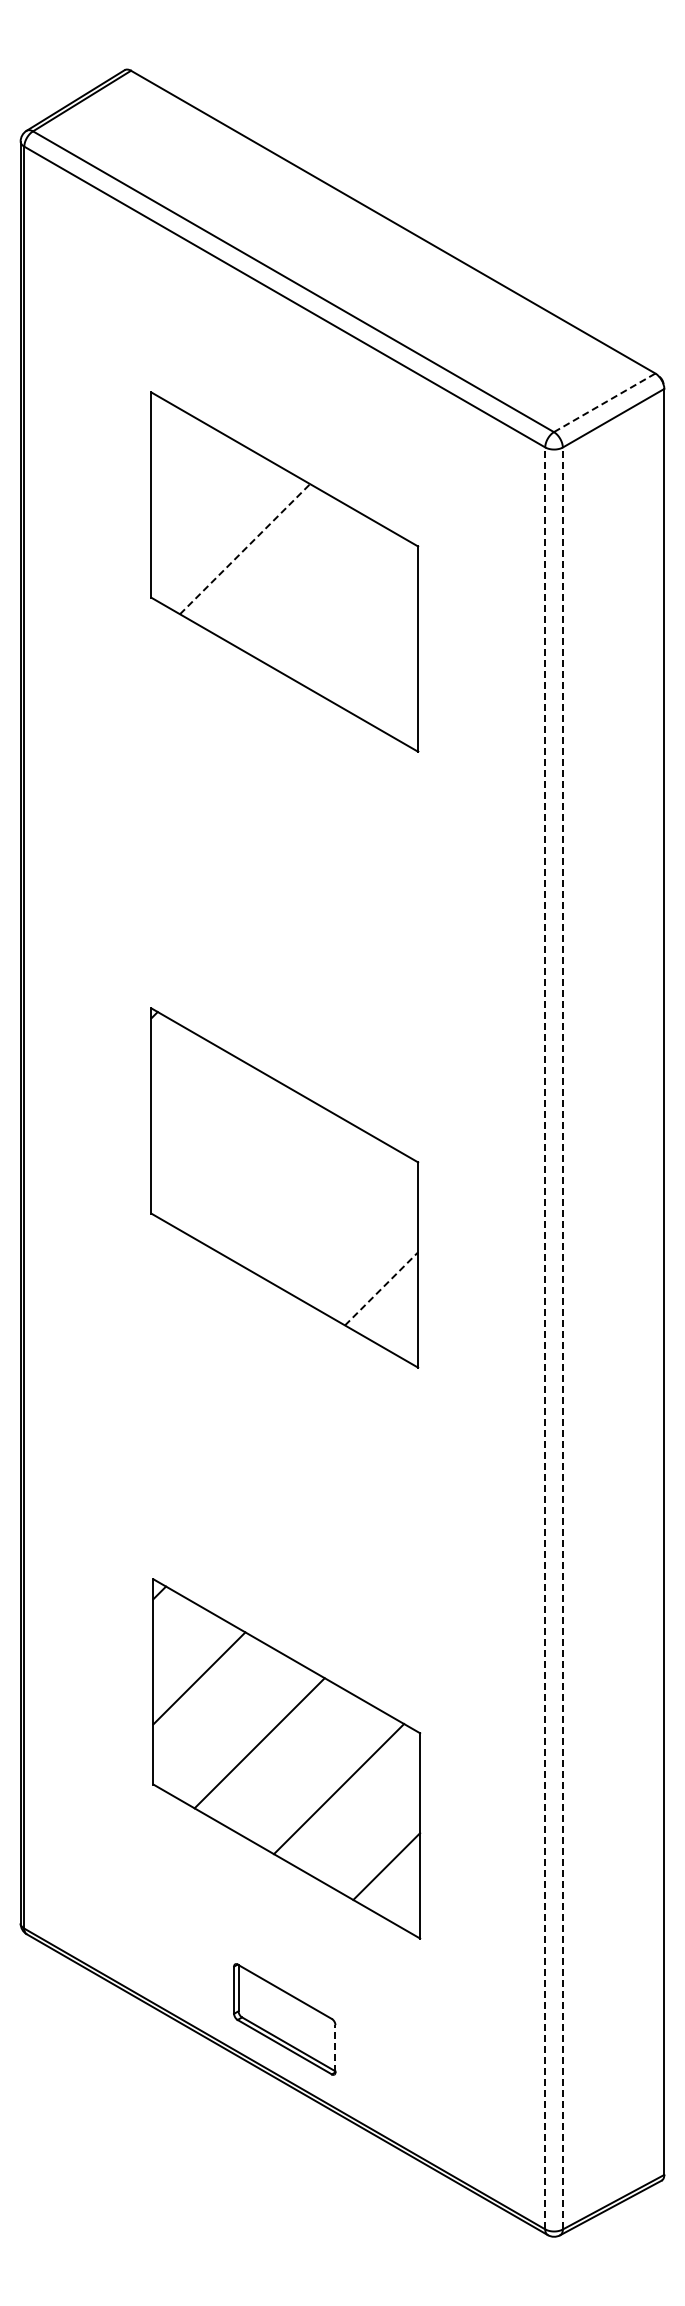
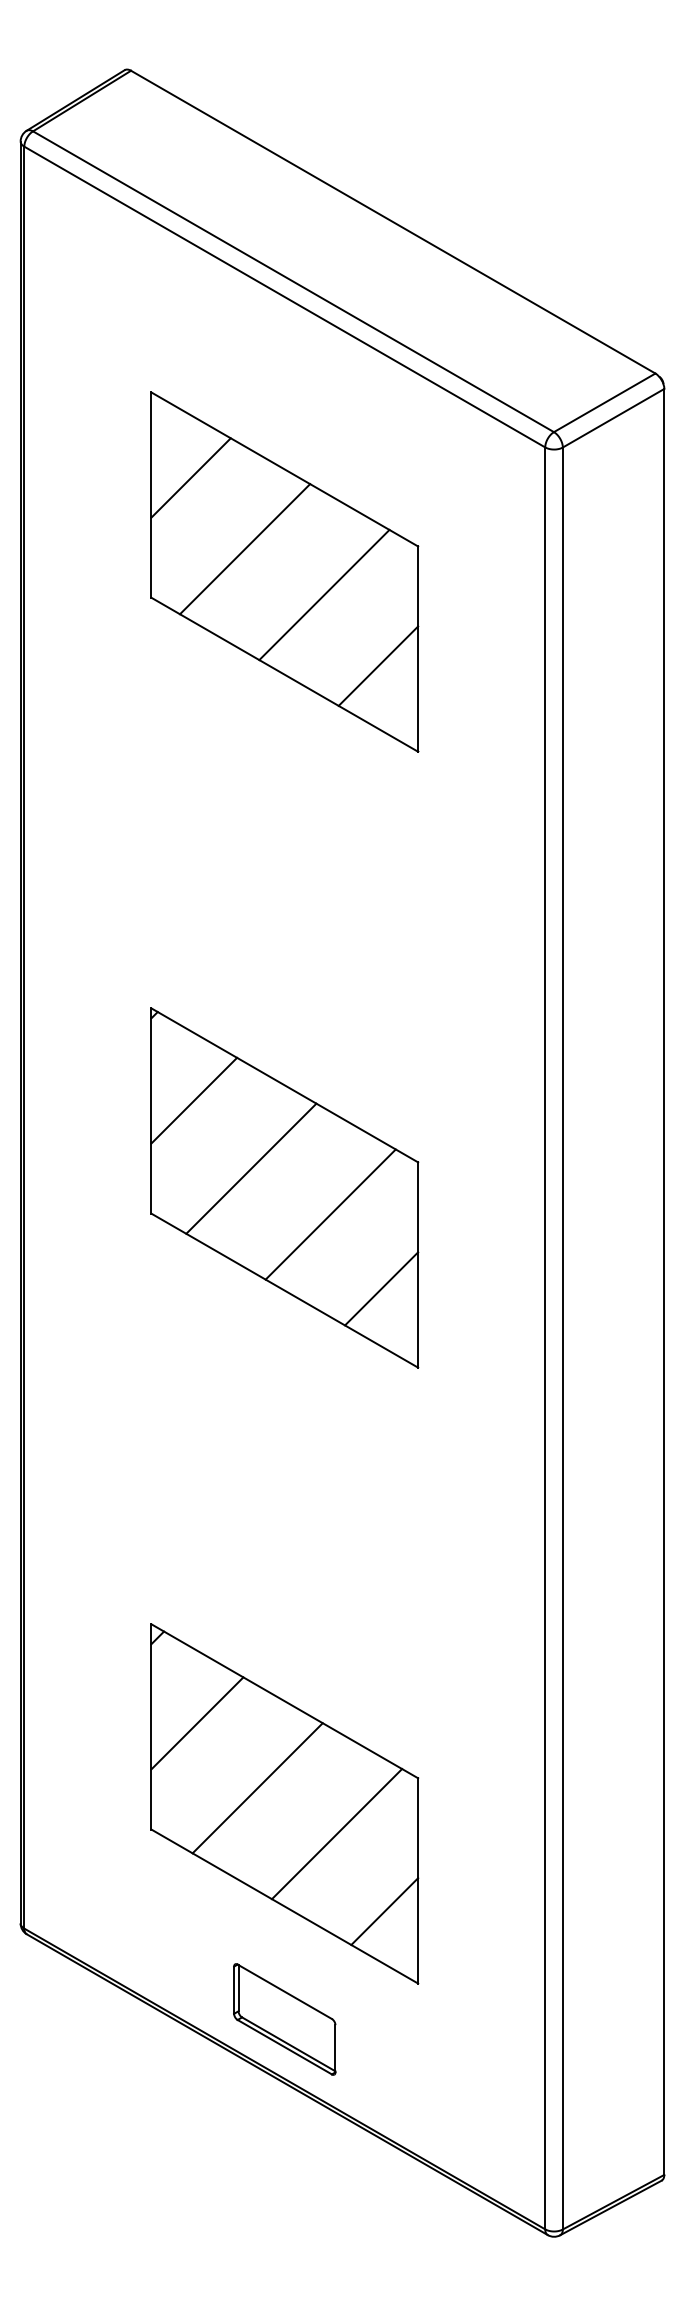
line: dashed -> solid (604, 402)
line: none -> present (190, 477)
line: dashed -> solid (245, 548)
line: none -> present (324, 594)
line: none -> present (378, 665)
line: none -> present (194, 1100)
line: none -> present (251, 1168)
line: none -> present (330, 1214)
line: dashed -> solid (381, 1288)
line: dashed -> solid (545, 1338)
line: dashed -> solid (562, 1338)
part position: (286, 1758) -> (284, 1803) (284, 1803)
line: dashed -> solid (335, 2048)
